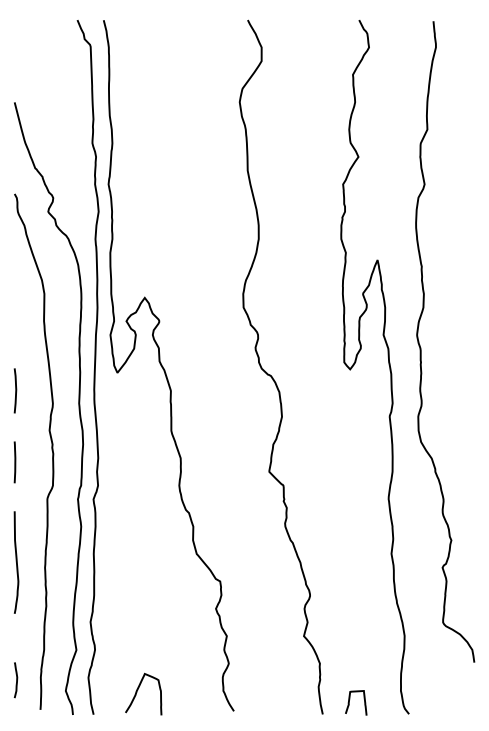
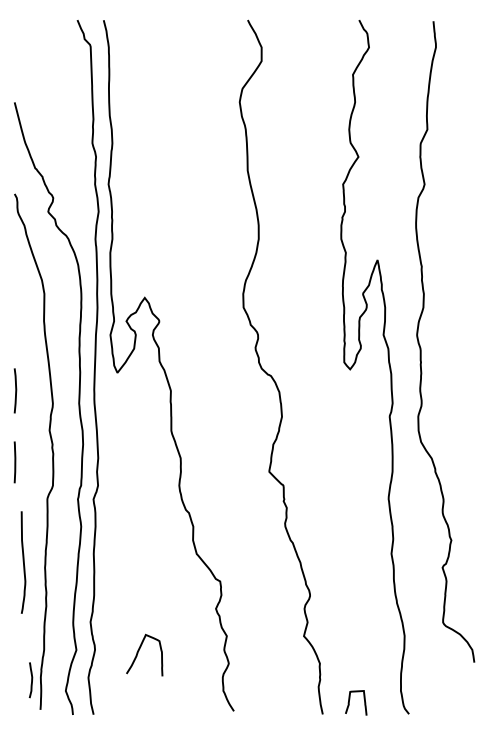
curve position: (16, 562) -> (23, 562) (23, 562)
curve position: (16, 680) -> (31, 680) (31, 680)
curve position: (138, 690) -> (139, 651) (139, 651)
